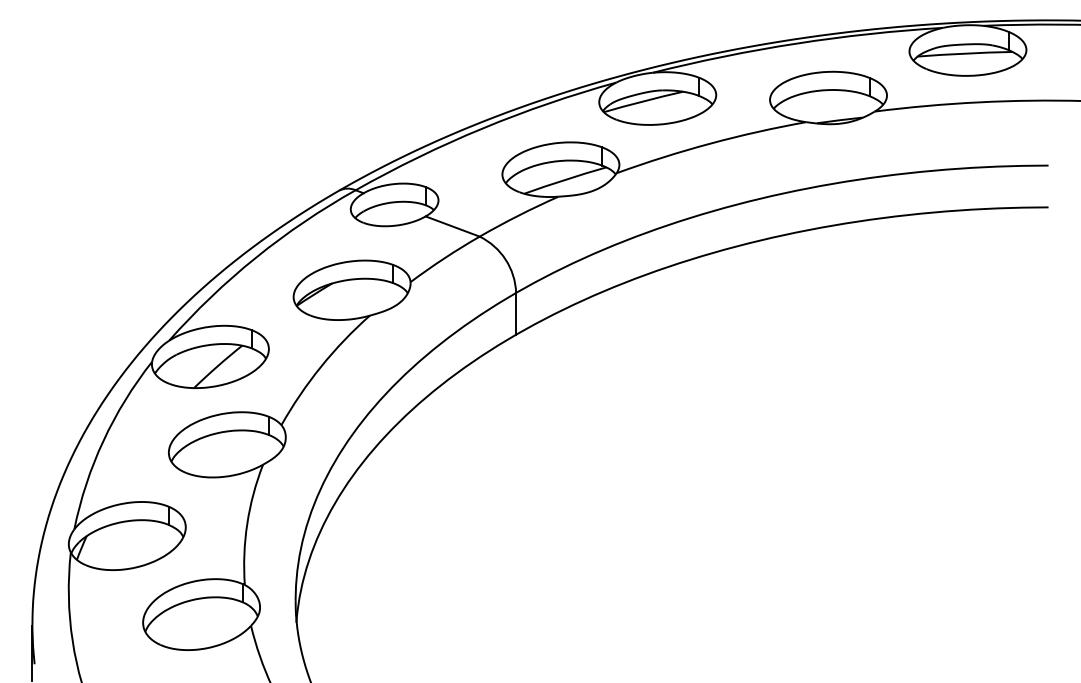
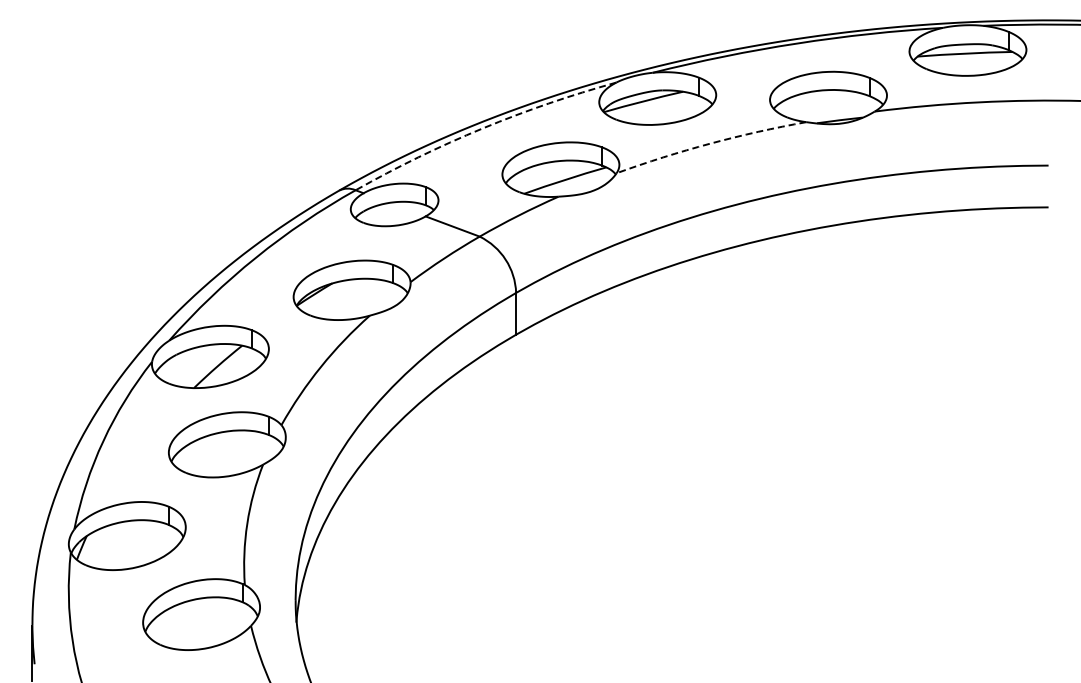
arc: solid -> dashed (482, 128)
arc: solid -> dashed (710, 143)
